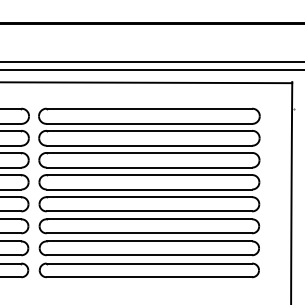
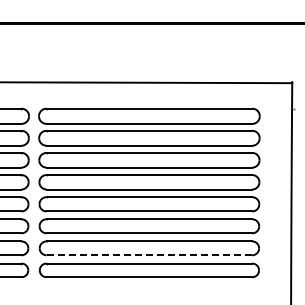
line: present -> none (151, 62)
line: present -> none (151, 69)
line: solid -> dashed (149, 255)
